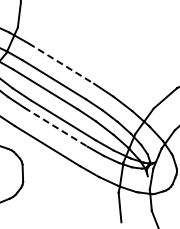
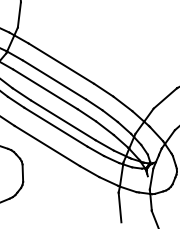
line: dashed -> solid (61, 63)
line: dashed -> solid (56, 127)
